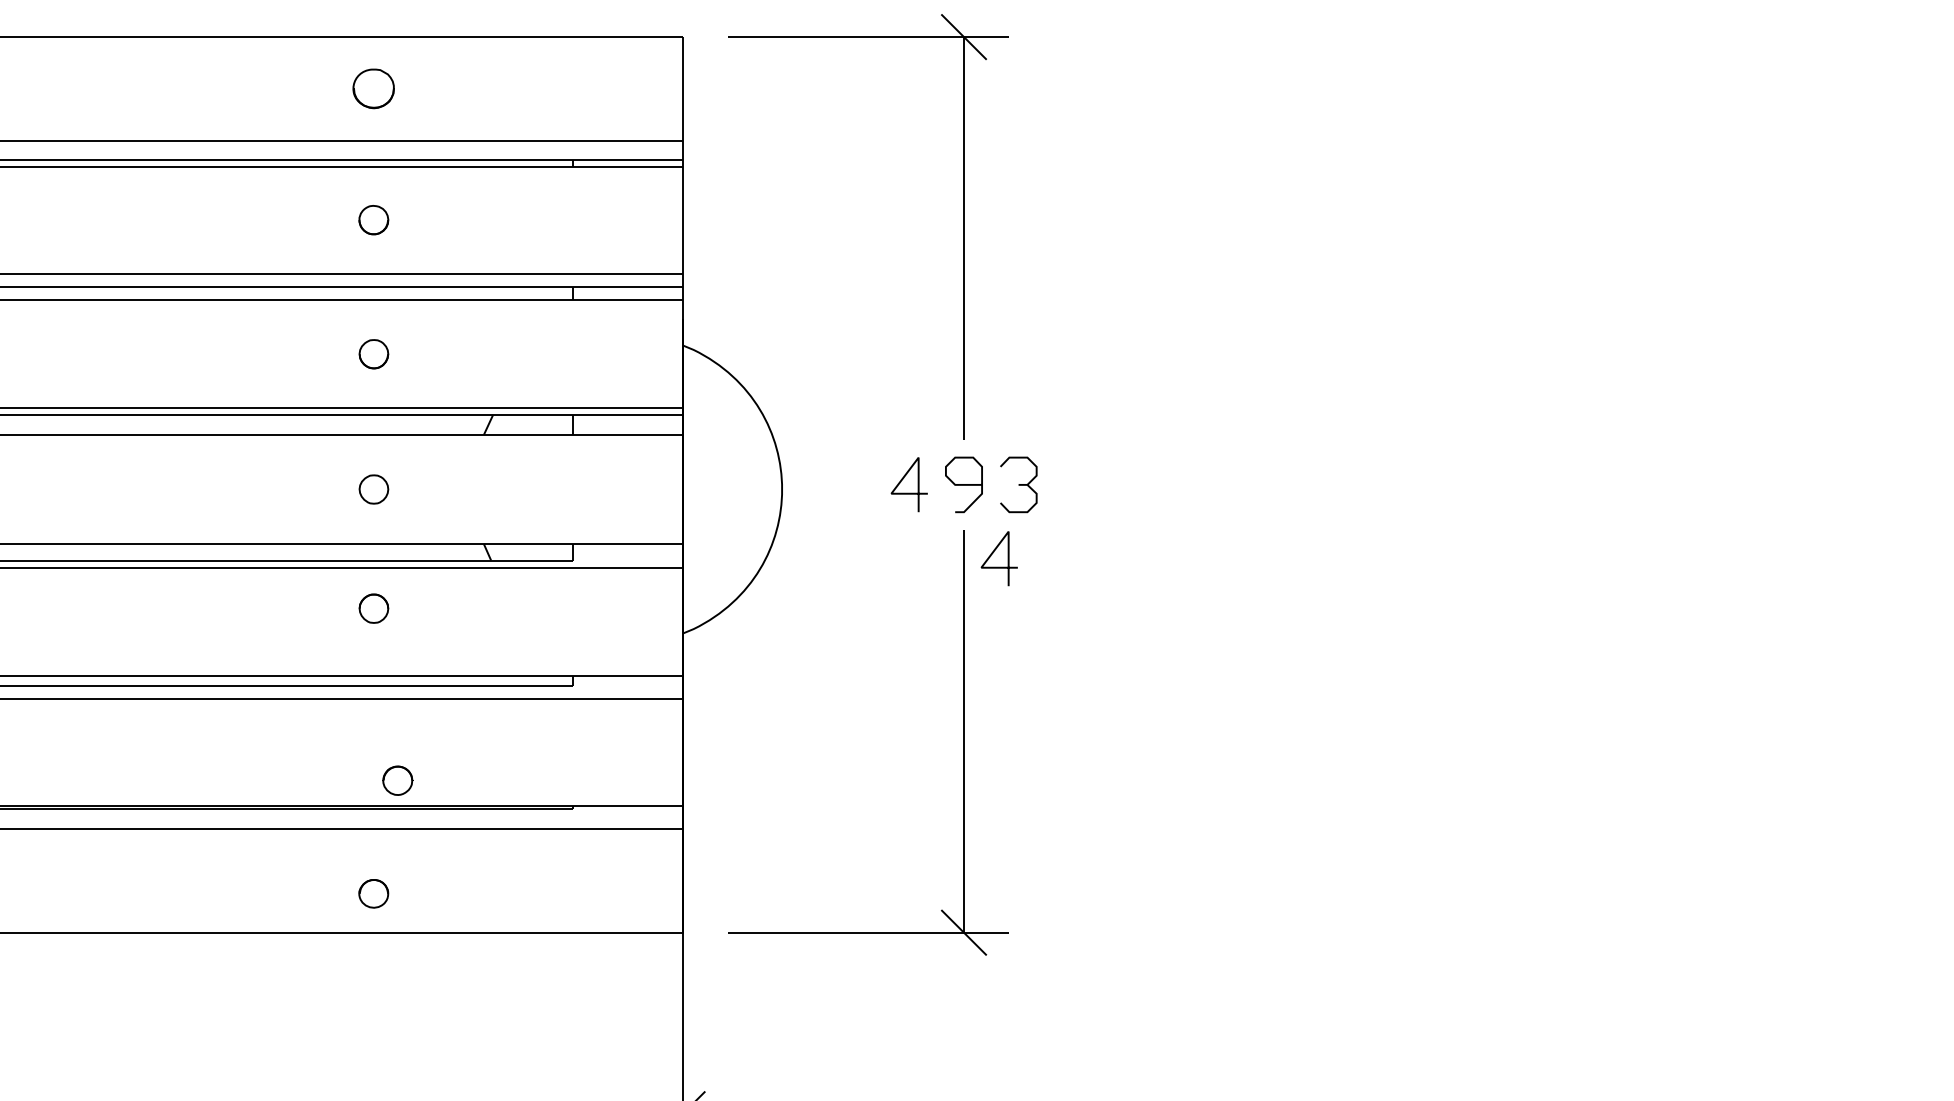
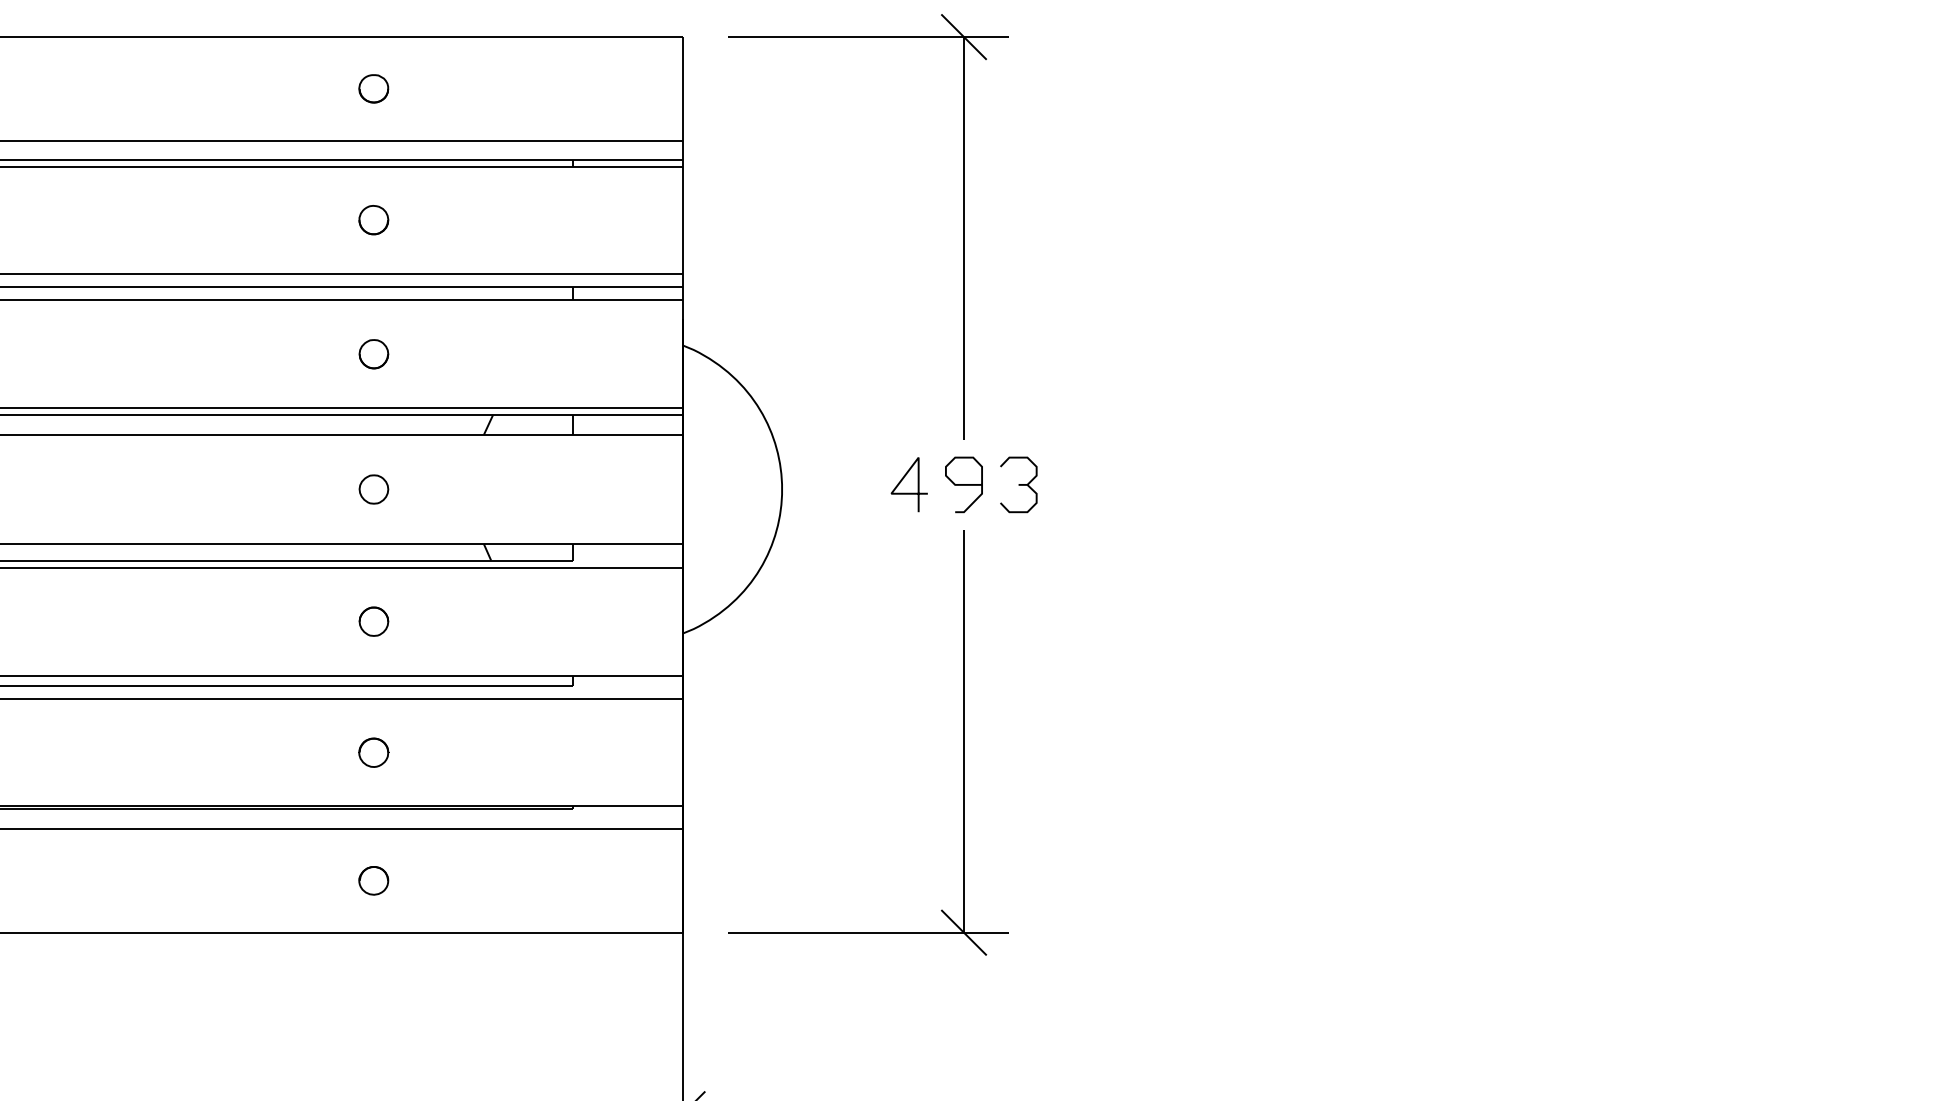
part size: 43x42 px -> 32x30 px (373, 88)
curve: present -> none (993, 553)
part position: (373, 608) -> (373, 621) (373, 621)
part position: (397, 780) -> (373, 752) (373, 752)
part position: (373, 893) -> (373, 880) (373, 880)
